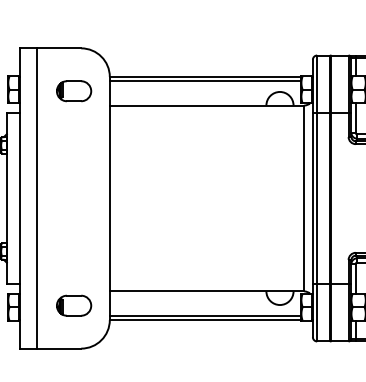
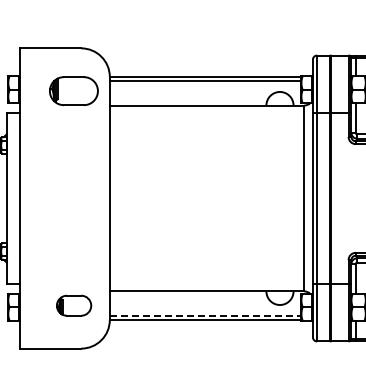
part size: 37x23 px -> 50x30 px (73, 90)
line: present -> none (36, 198)
line: solid -> dashed (205, 315)
